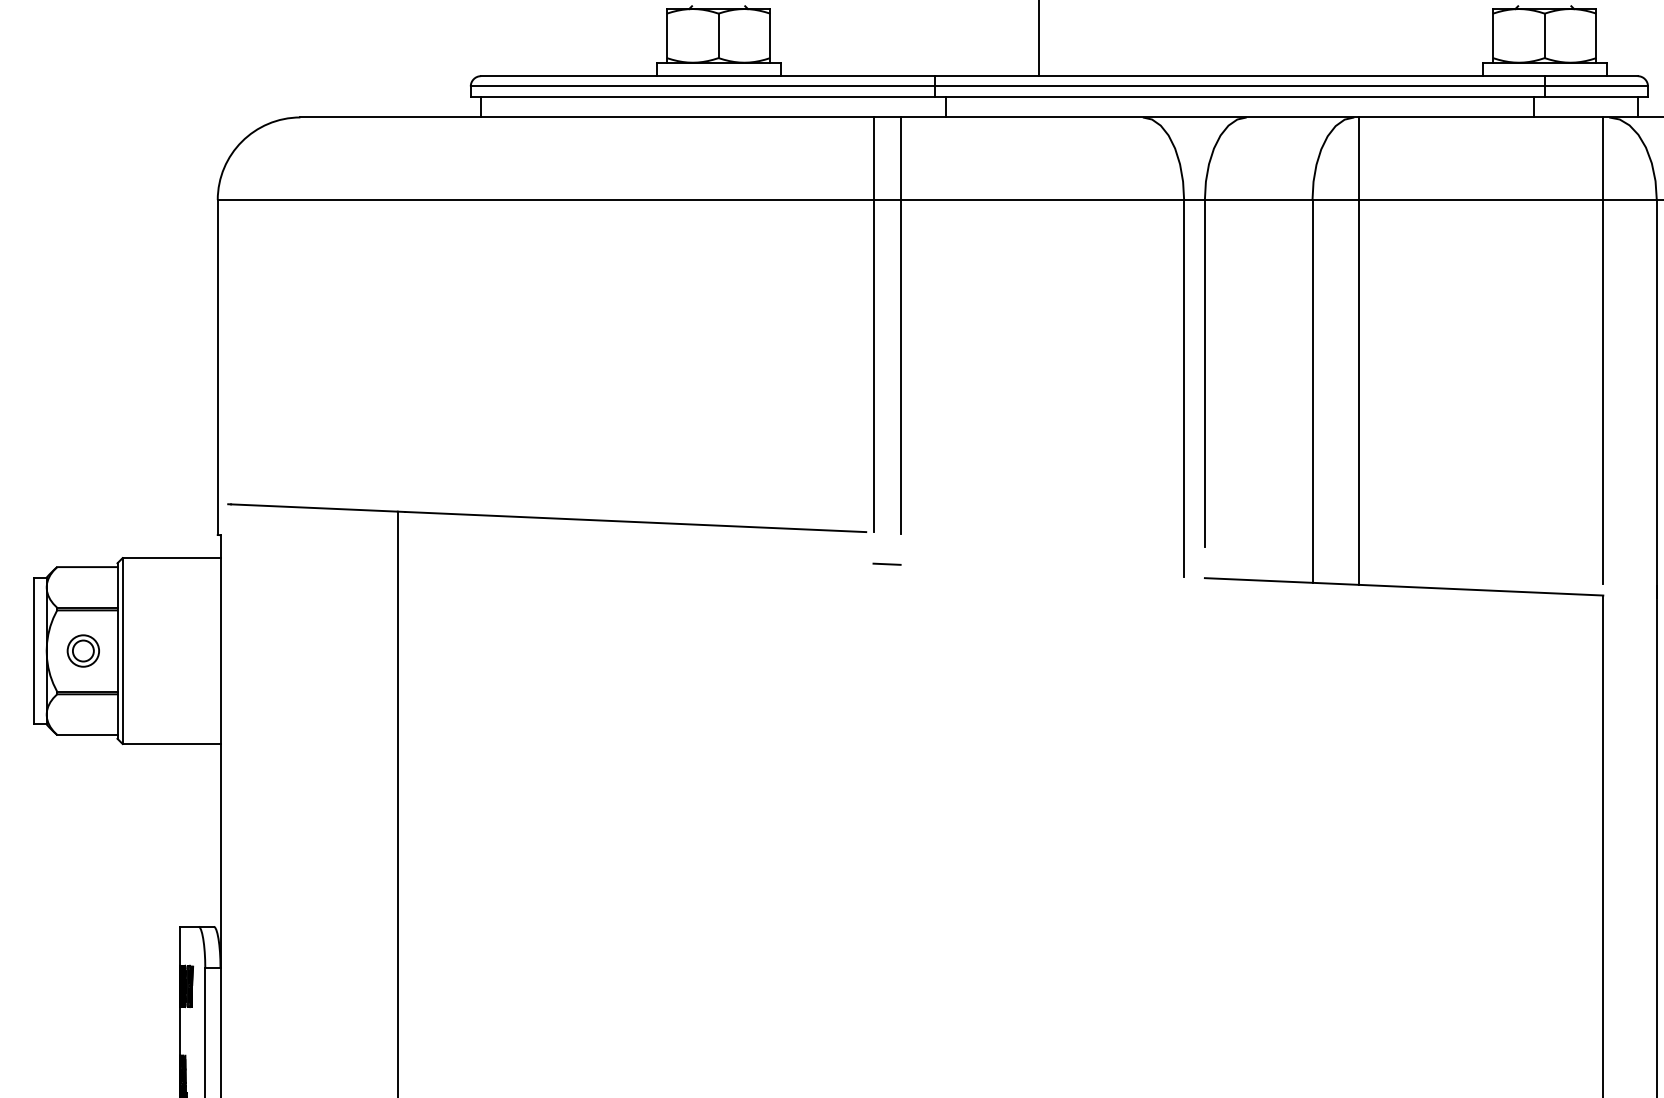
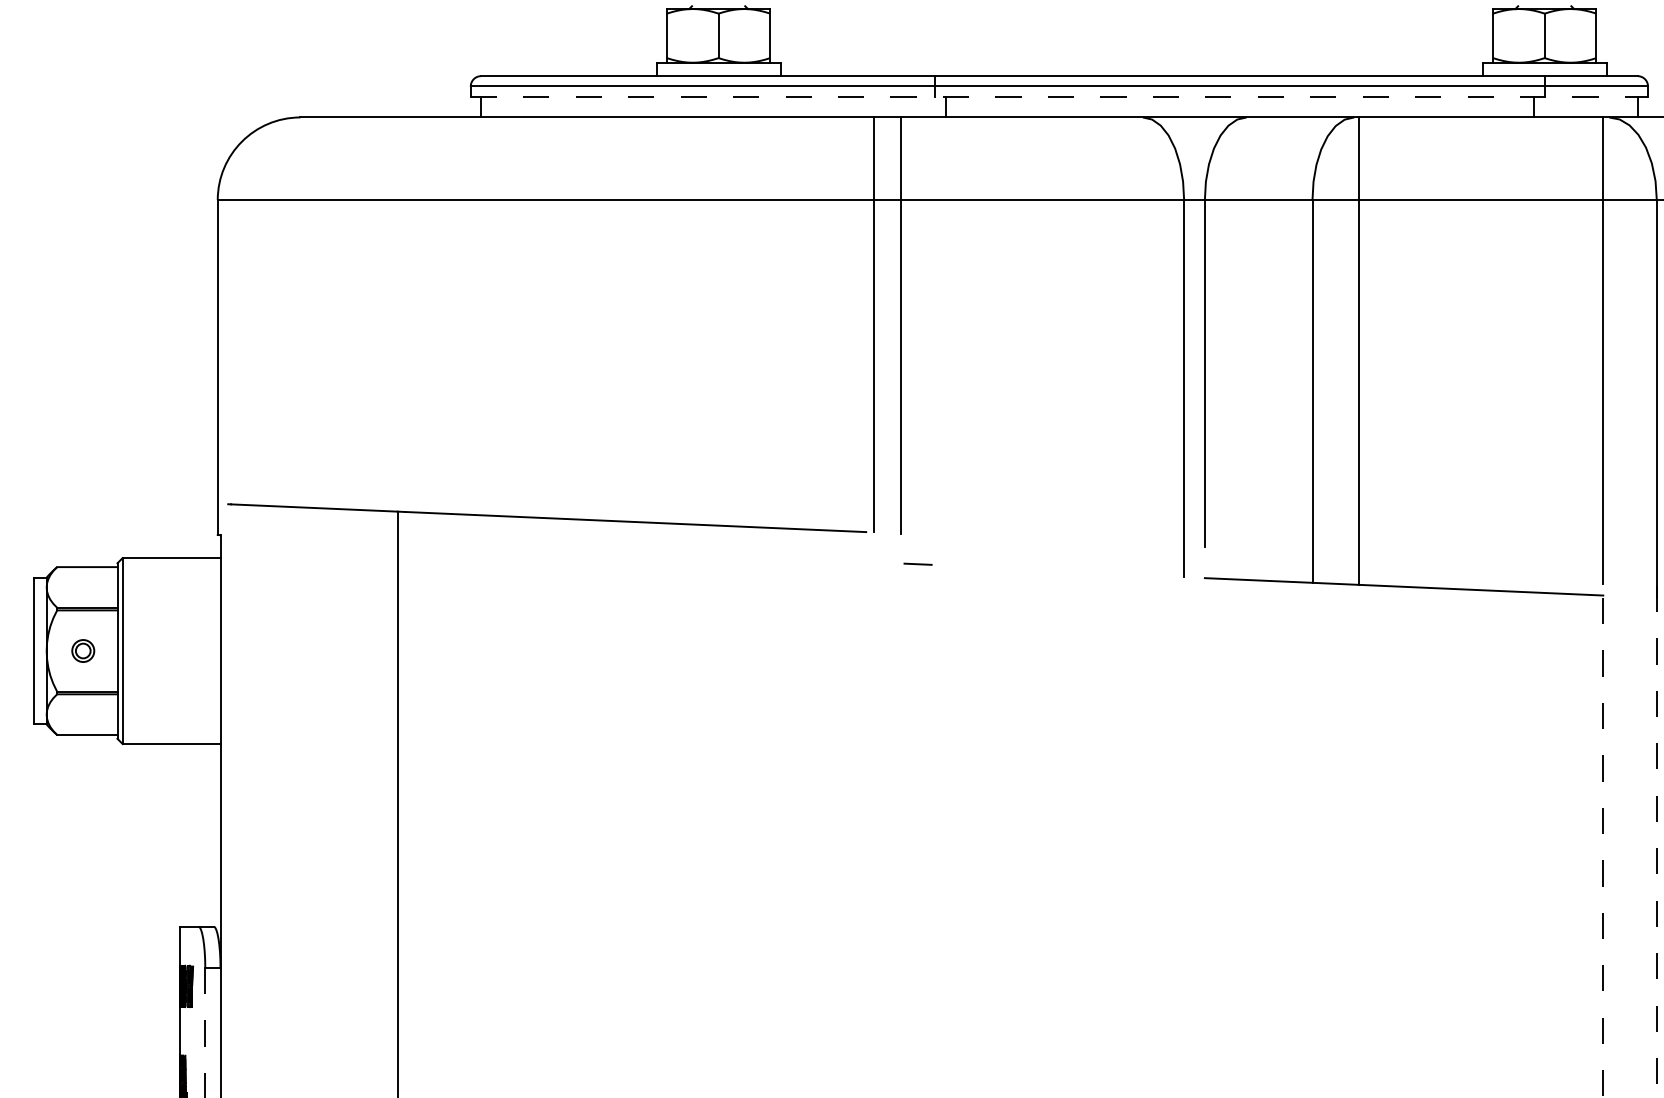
line: present -> none (1039, 39)
line: solid -> dashed (1059, 96)
line position: (886, 563) -> (917, 563) (917, 563)
part size: 34x34 px -> 25x24 px (83, 650)
line: solid -> dashed (1656, 841)
line: solid -> dashed (1603, 846)
line: solid -> dashed (205, 1032)
